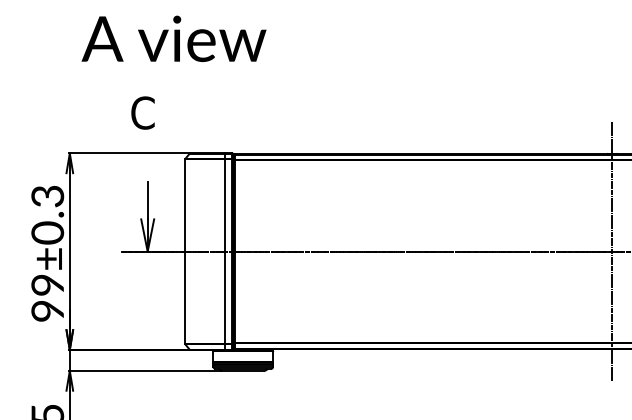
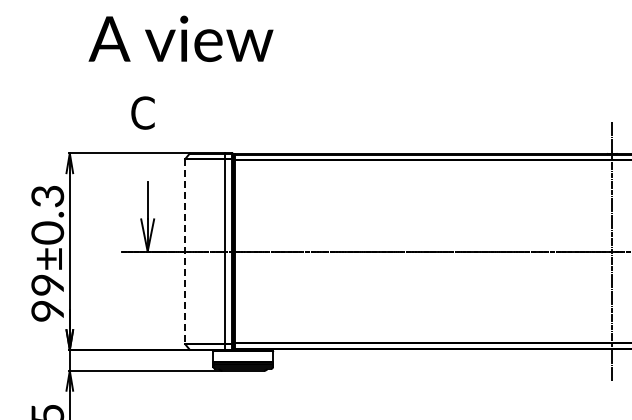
text position: (173, 38) -> (180, 38) (180, 38)
line: solid -> dashed (185, 252)
